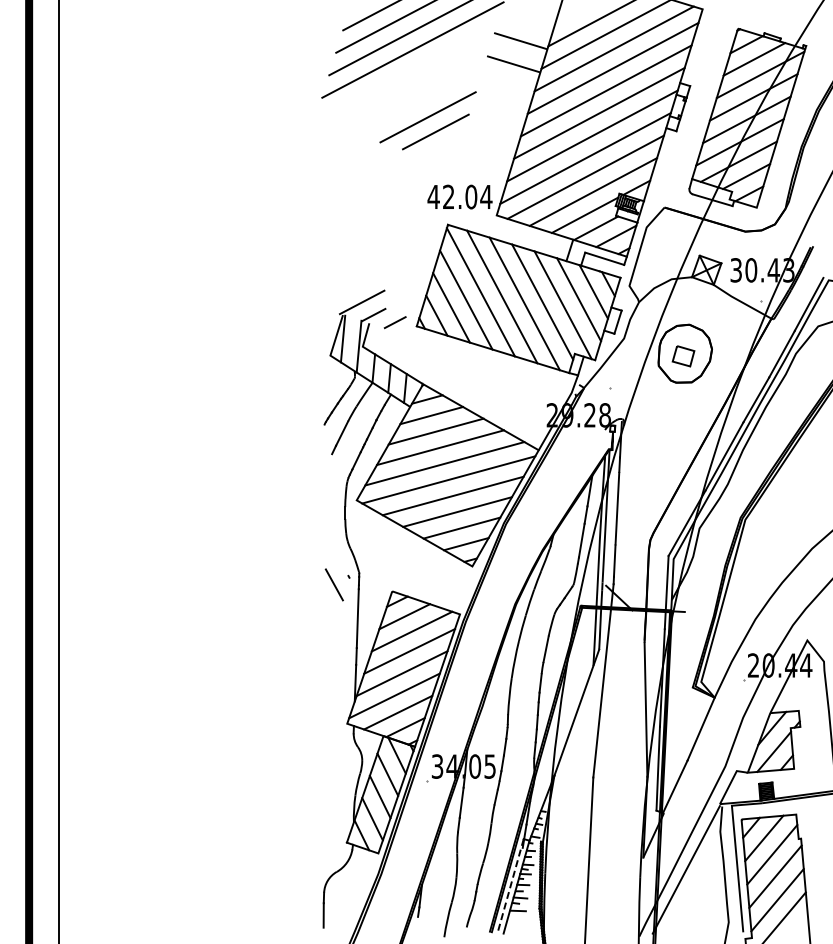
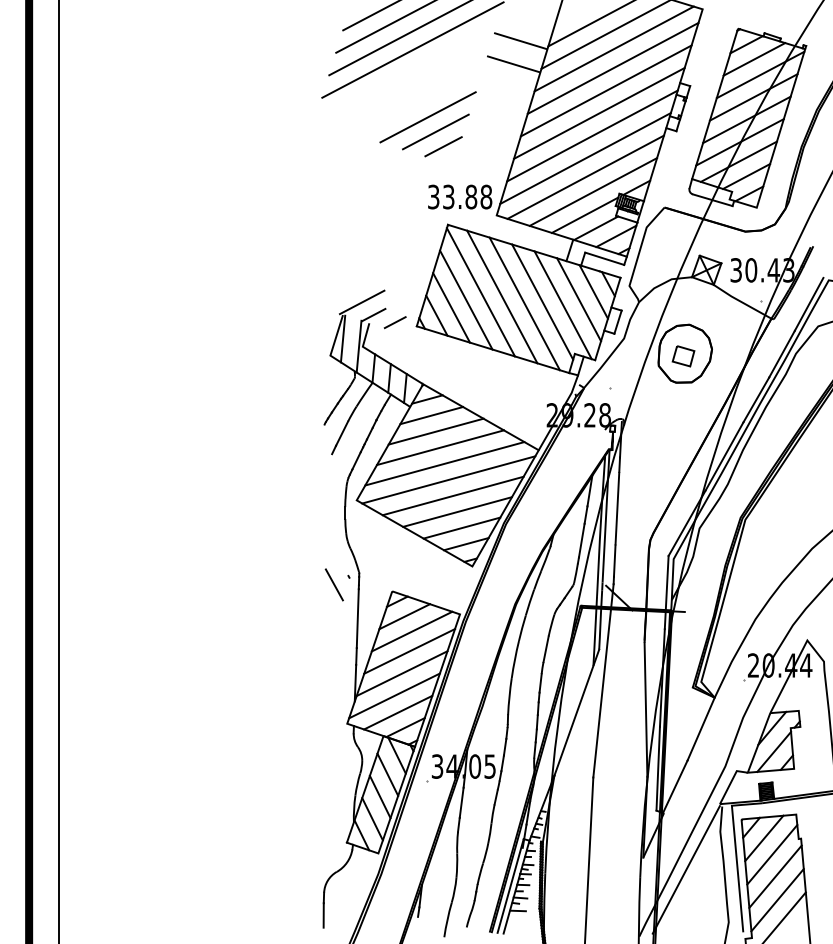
line: none -> present (443, 146)
text: 42.04 -> 33.88 (459, 196)
line: dashed -> solid (510, 885)
